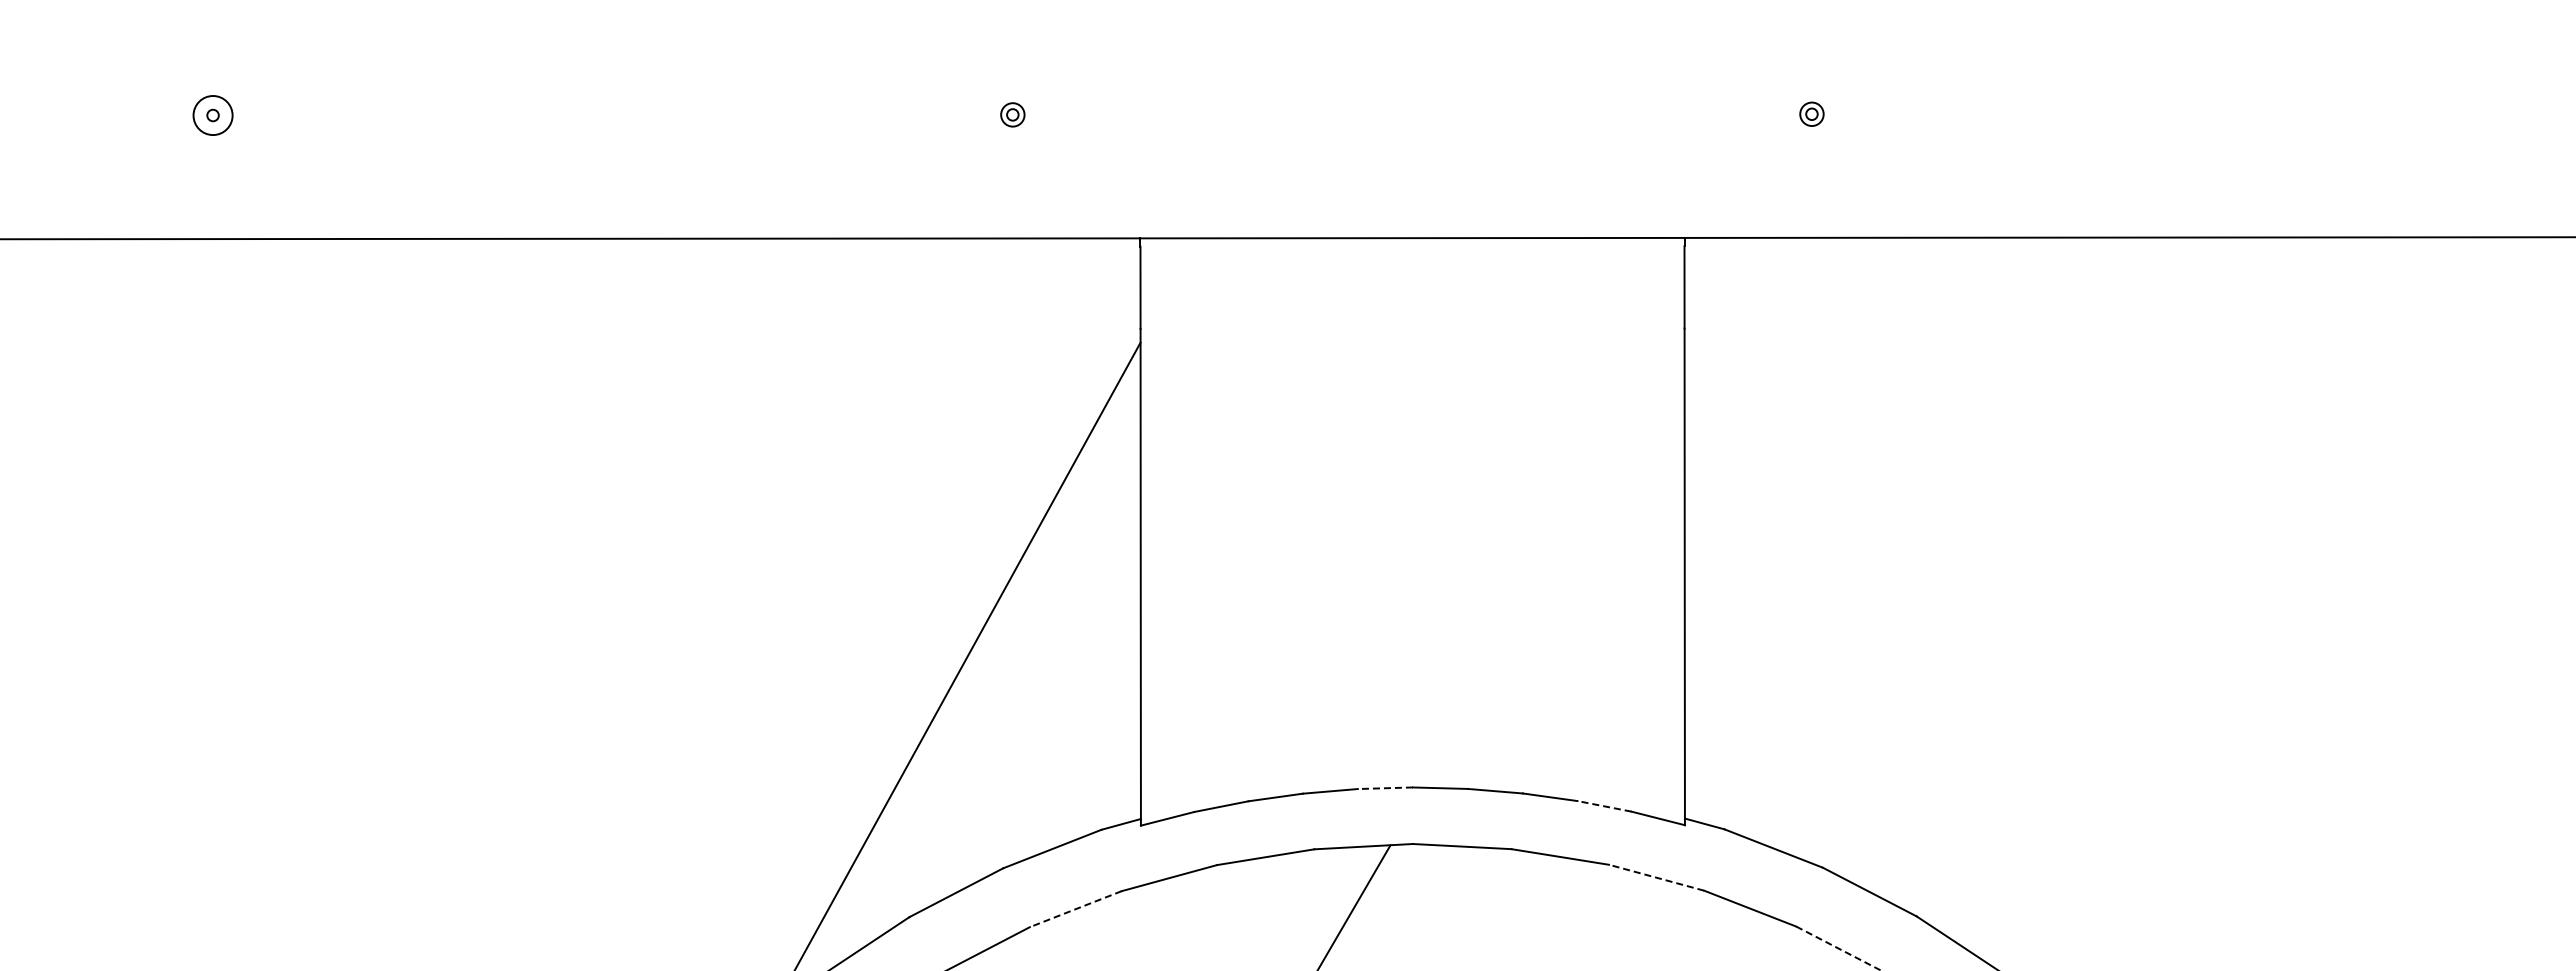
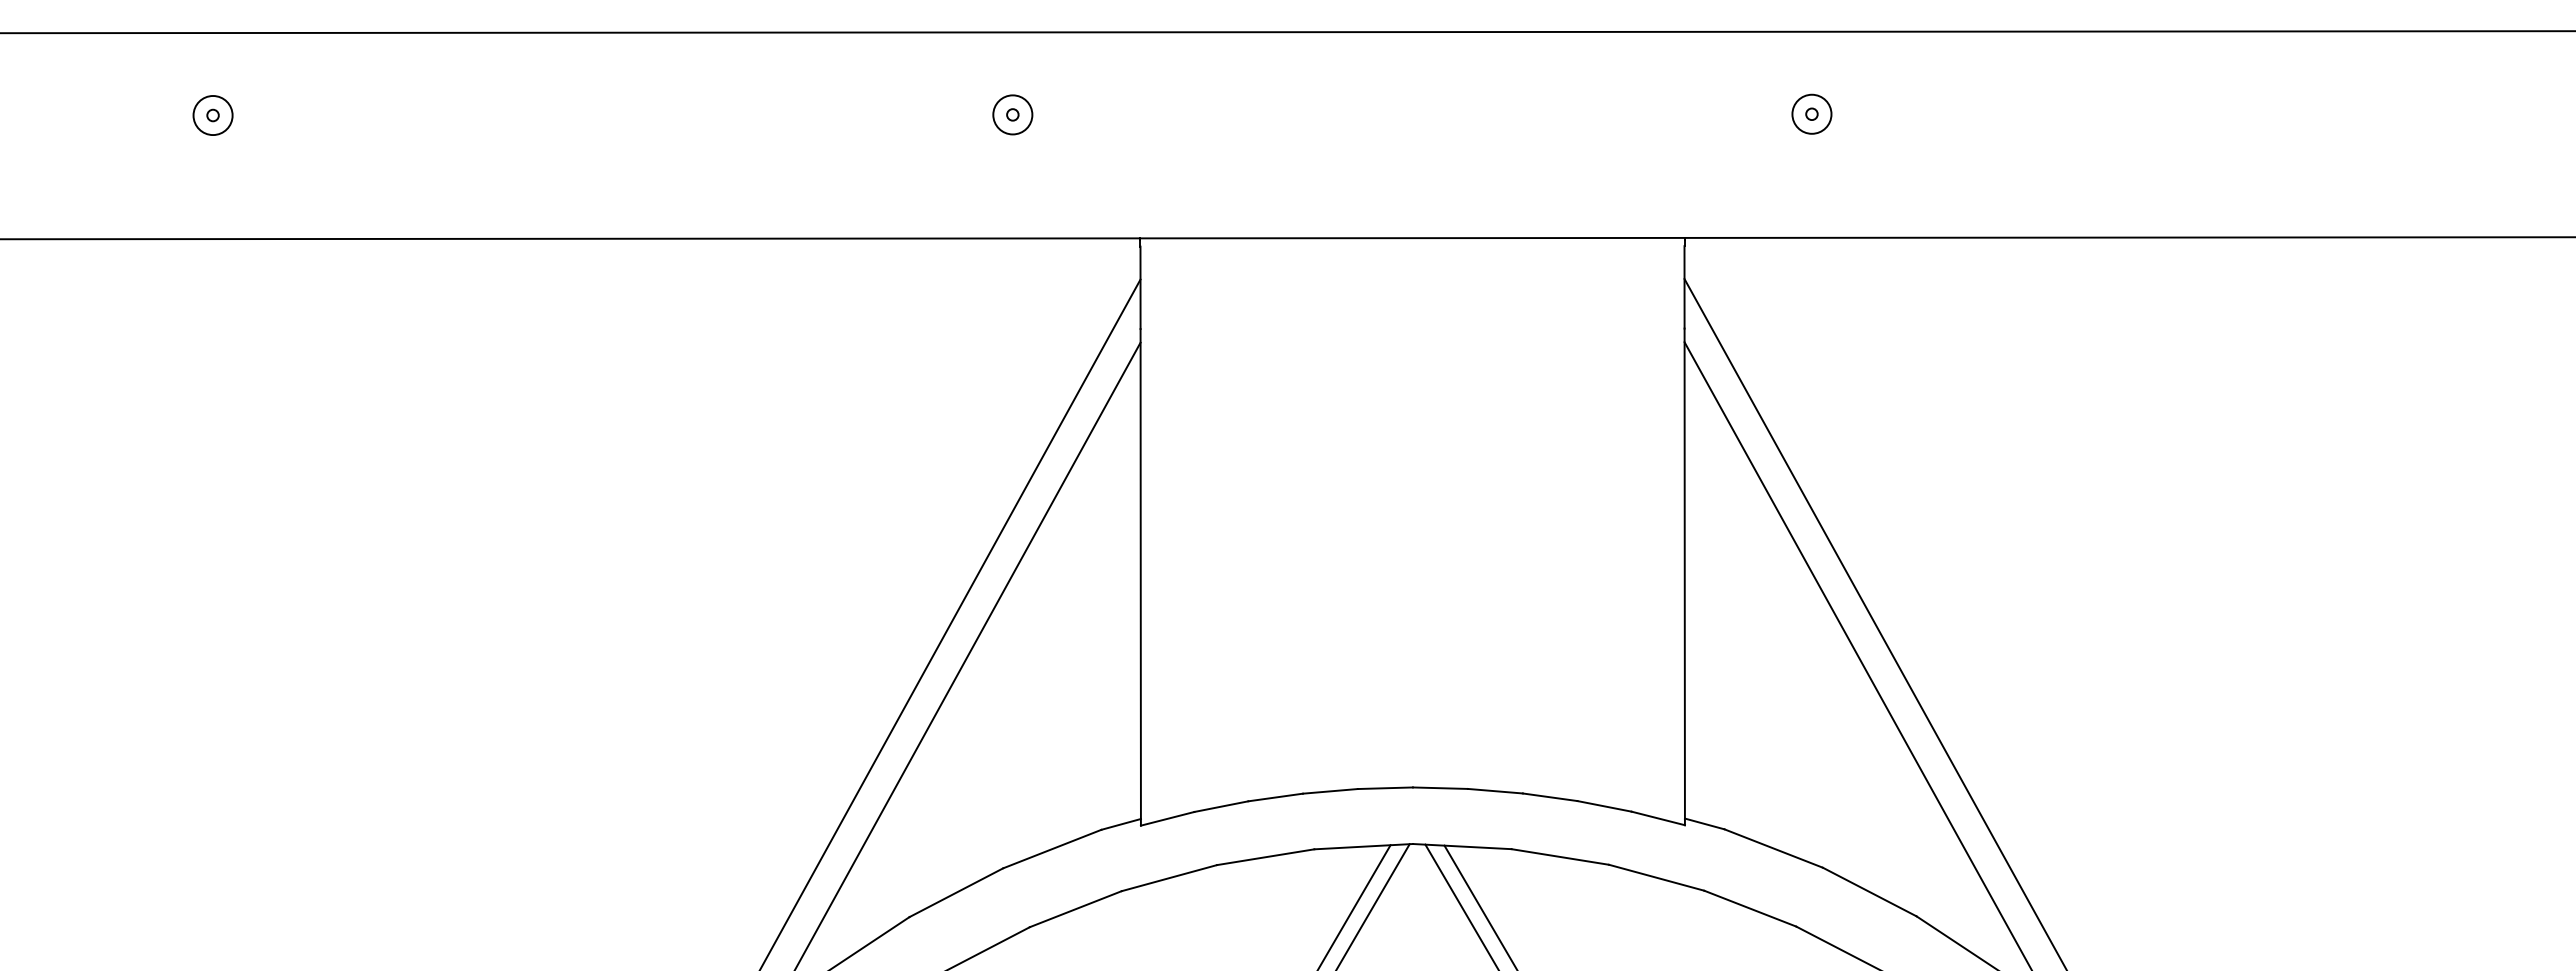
line: none -> present (1287, 32)
circle diameter: 23 px -> 39 px (1012, 114)
circle diameter: 23 px -> 39 px (1811, 113)
line: none -> present (950, 623)
line: none -> present (1874, 623)
line: none -> present (1857, 654)
line: dashed -> solid (1385, 788)
line: dashed -> solid (1604, 806)
line: dashed -> solid (1656, 877)
line: none -> present (1373, 905)
line: none -> present (1461, 905)
line: none -> present (1479, 906)
line: dashed -> solid (1075, 909)
line: dashed -> solid (1838, 948)
